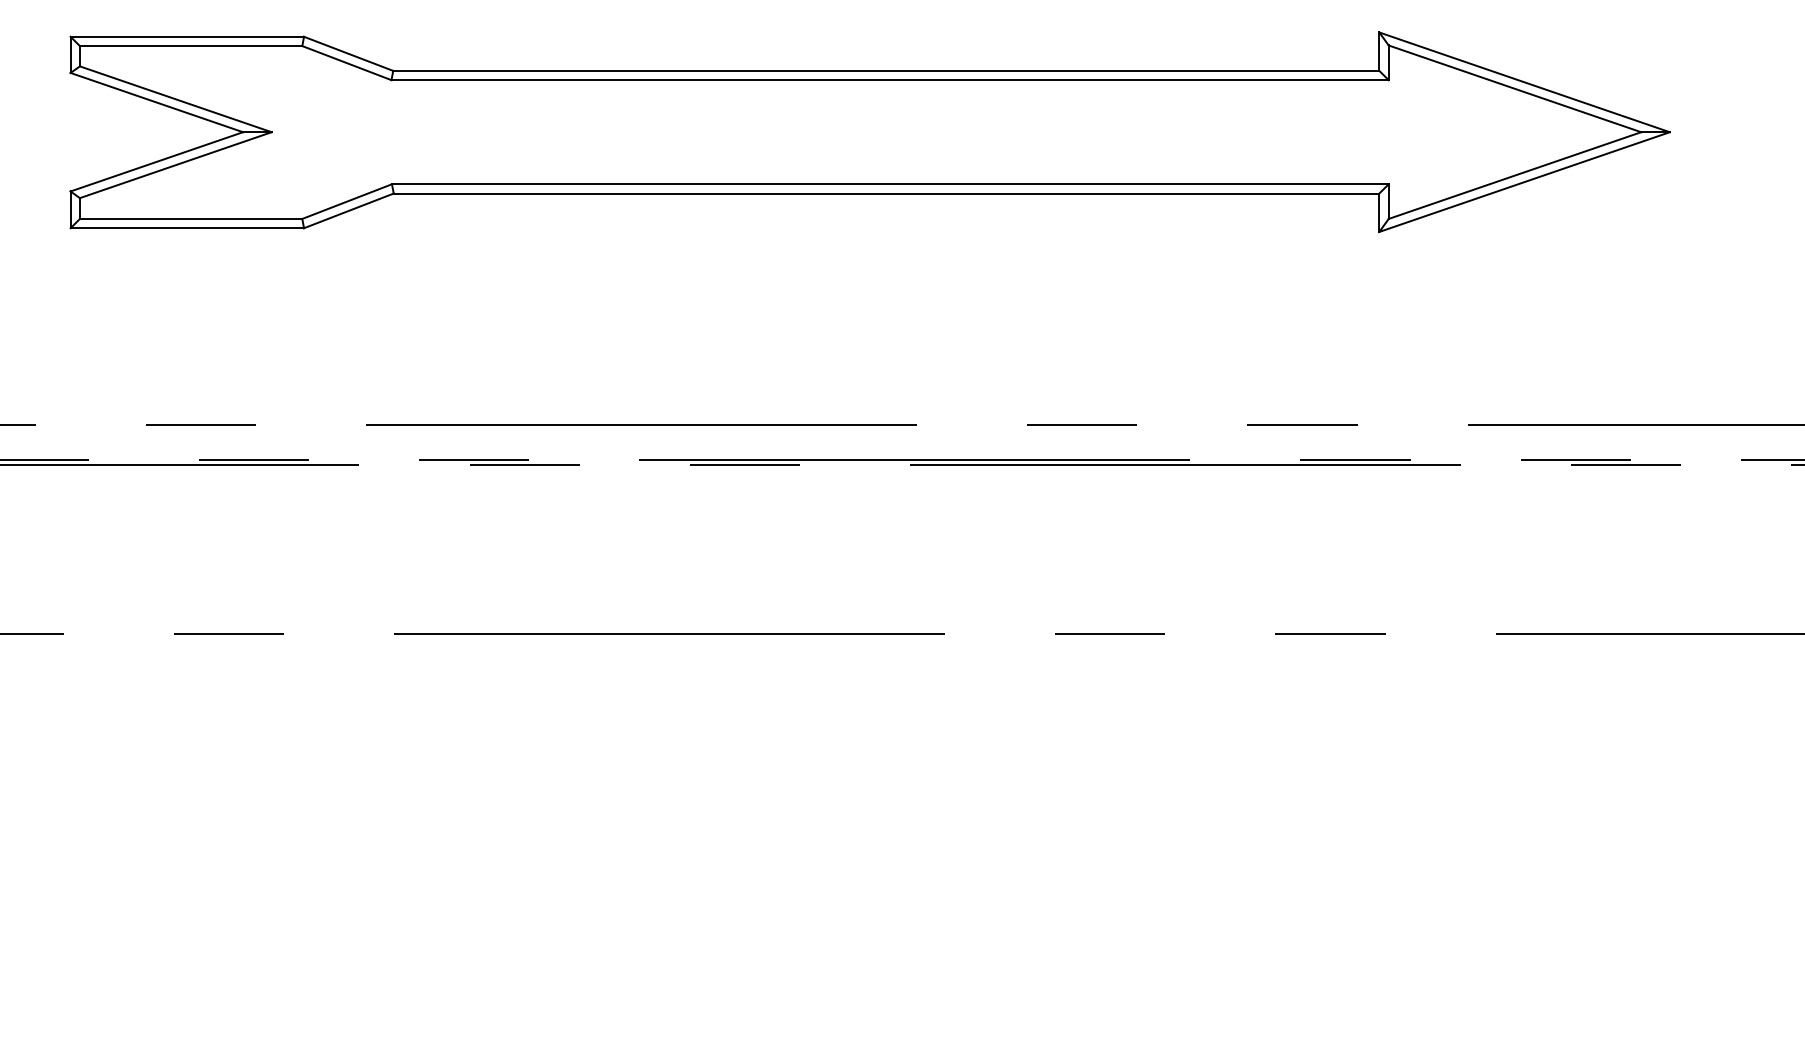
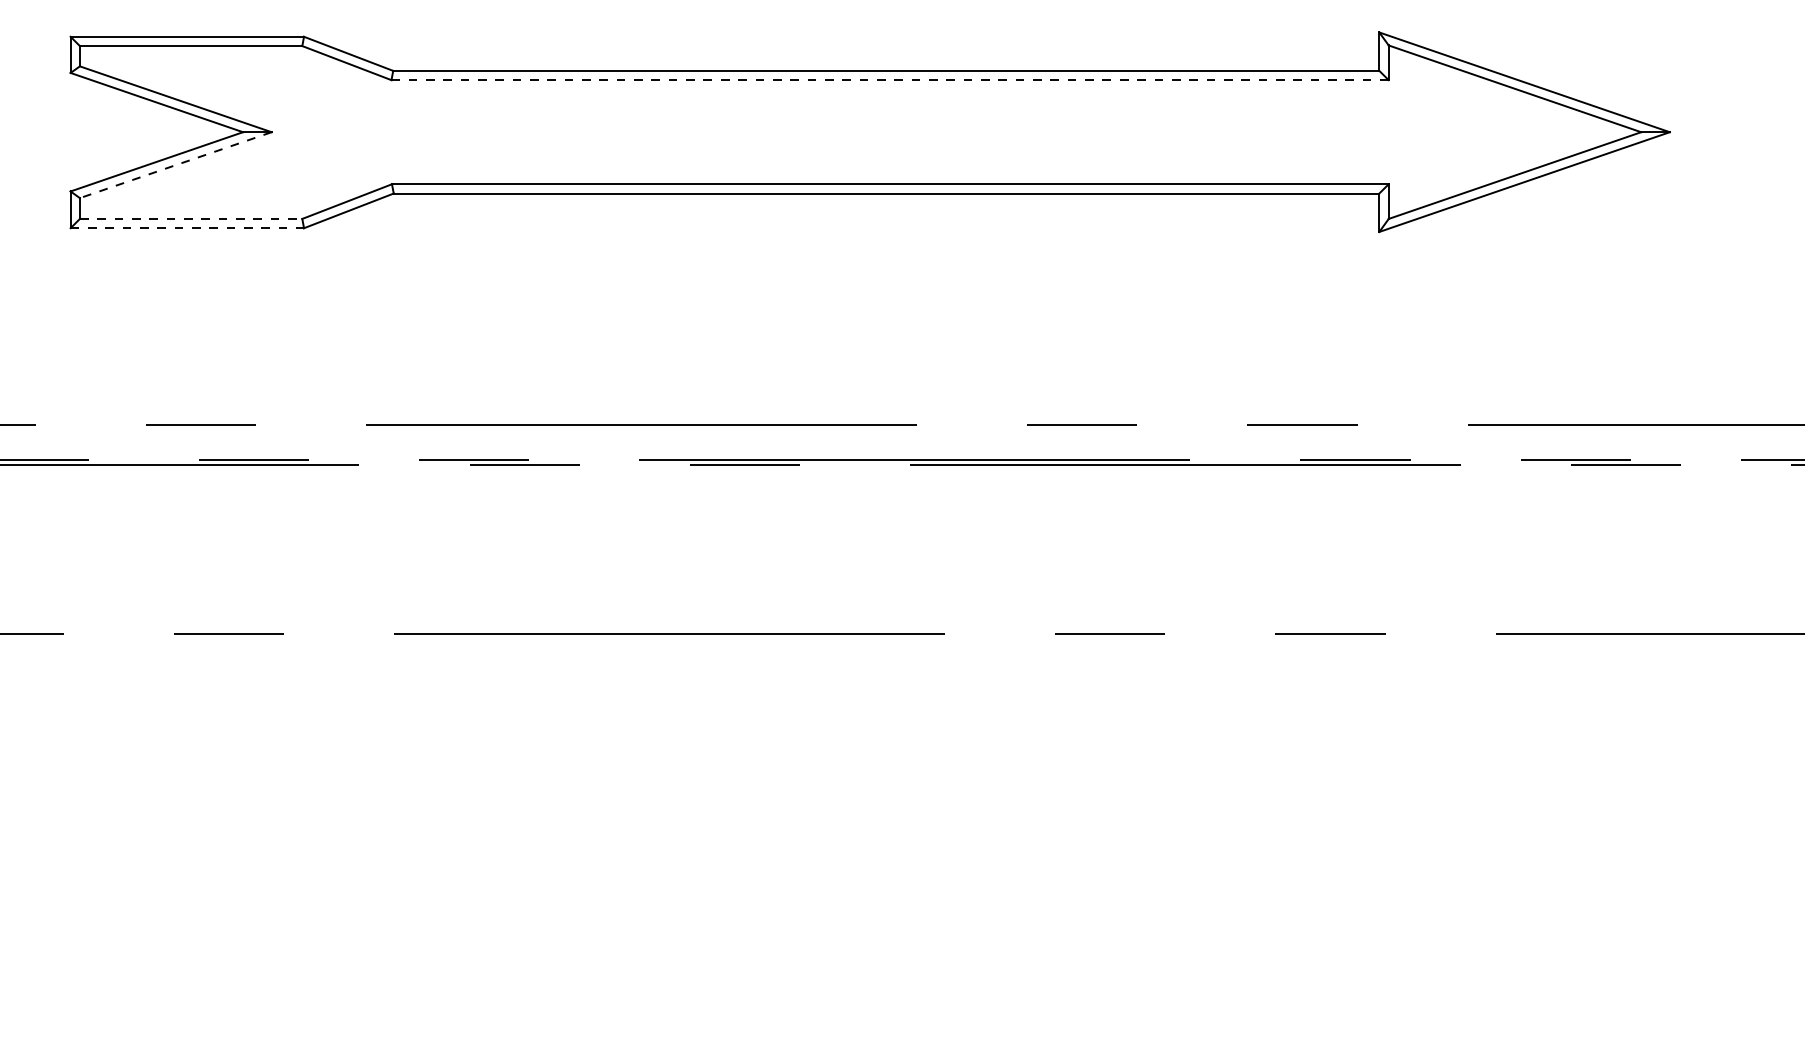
line: solid -> dashed (890, 80)
line: solid -> dashed (175, 165)
line: solid -> dashed (191, 218)
line: solid -> dashed (187, 228)
